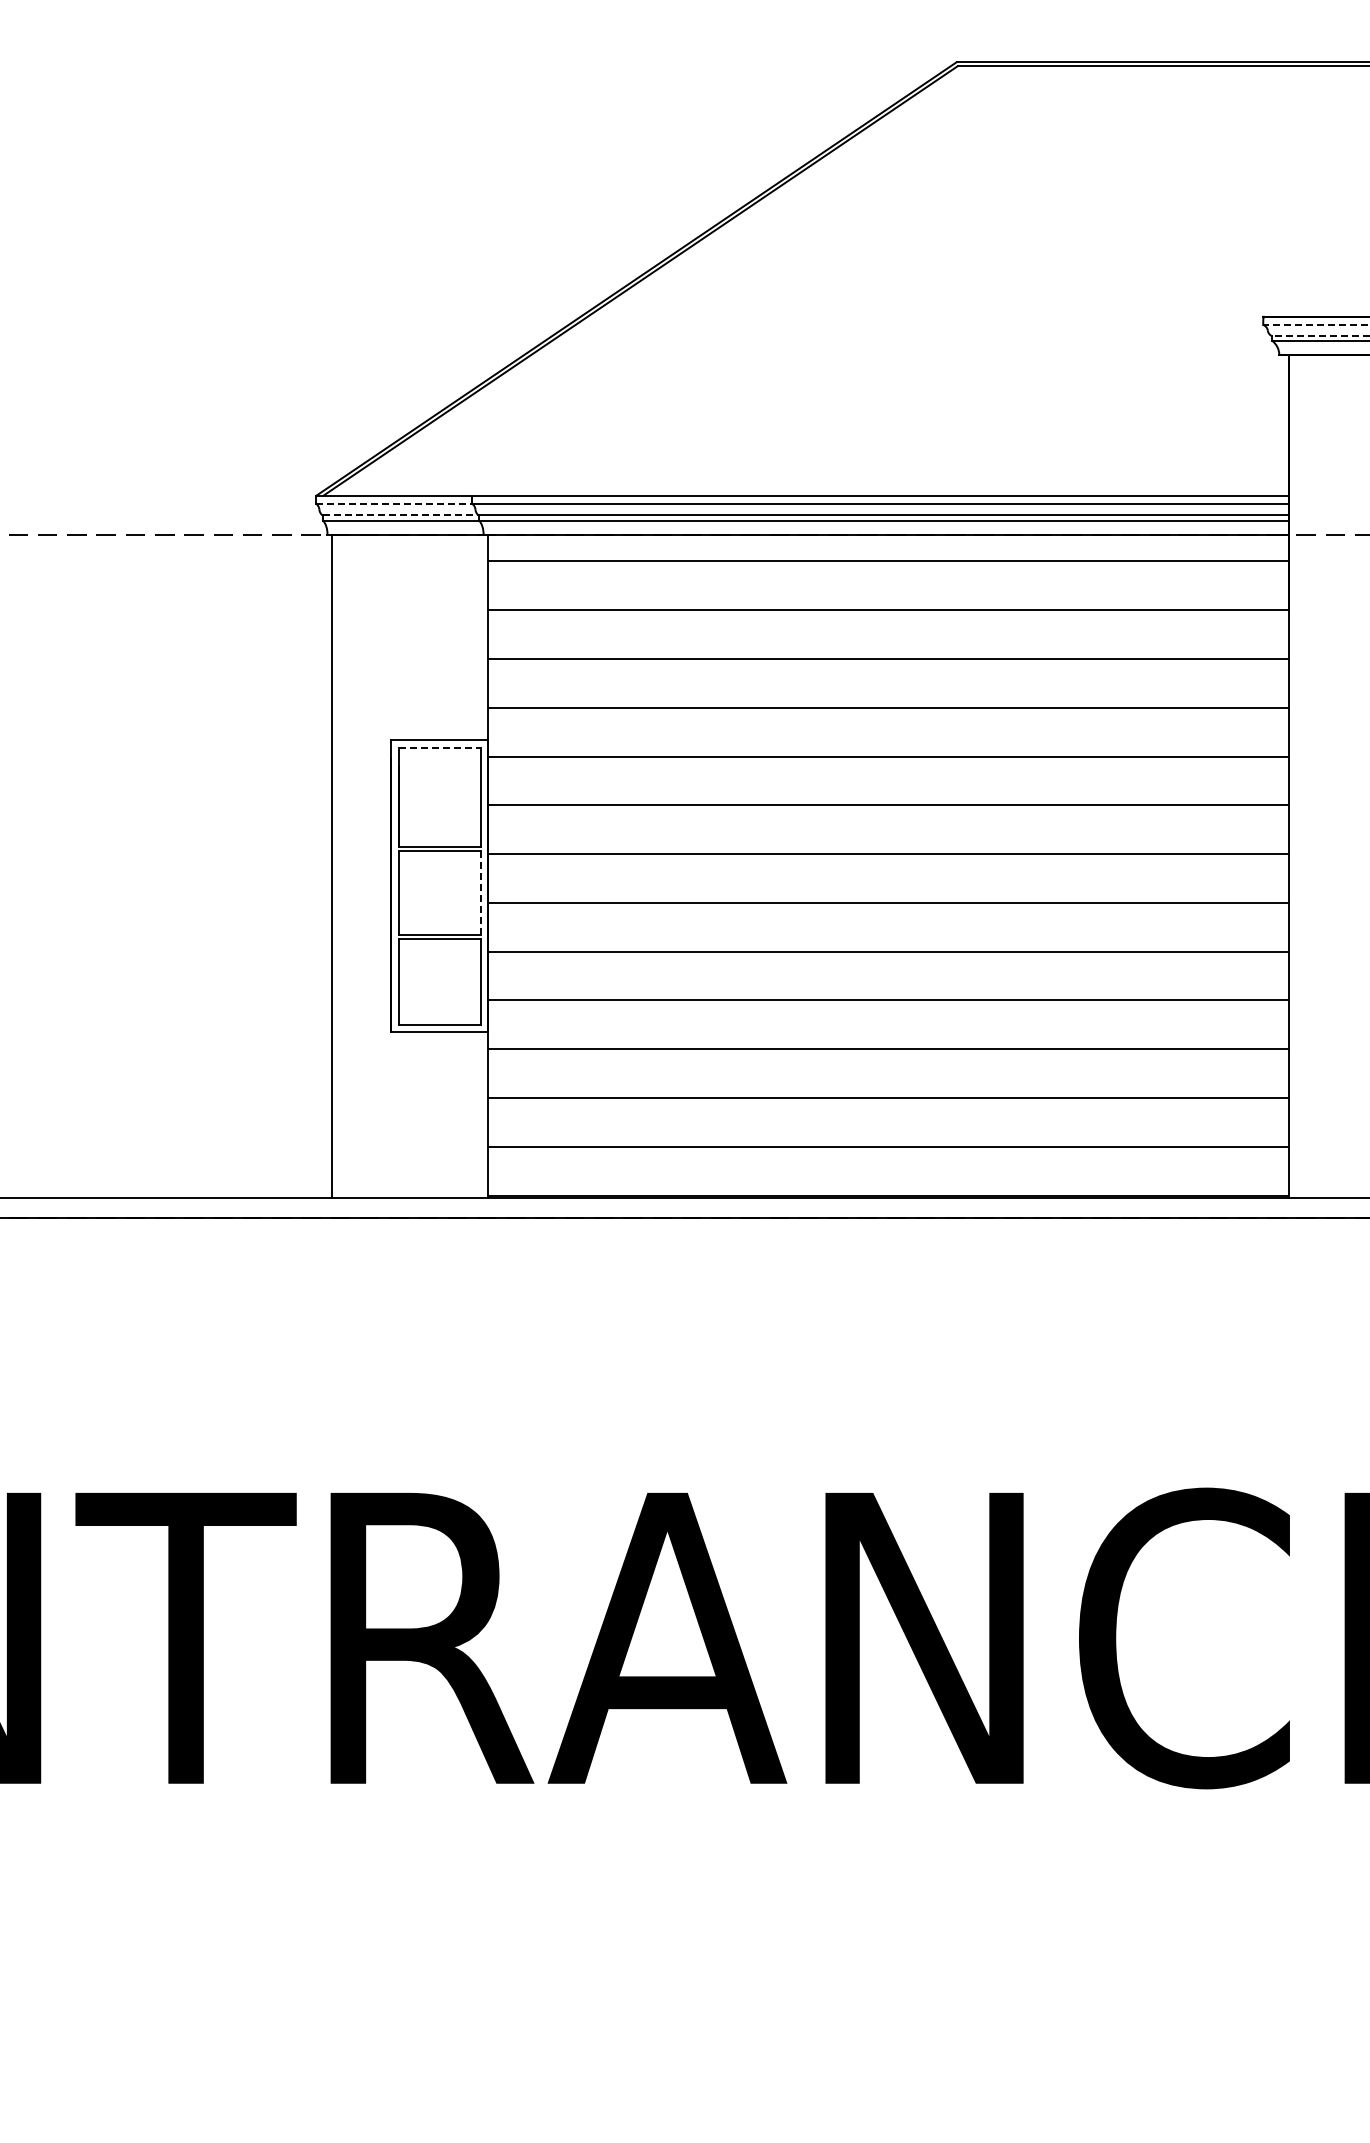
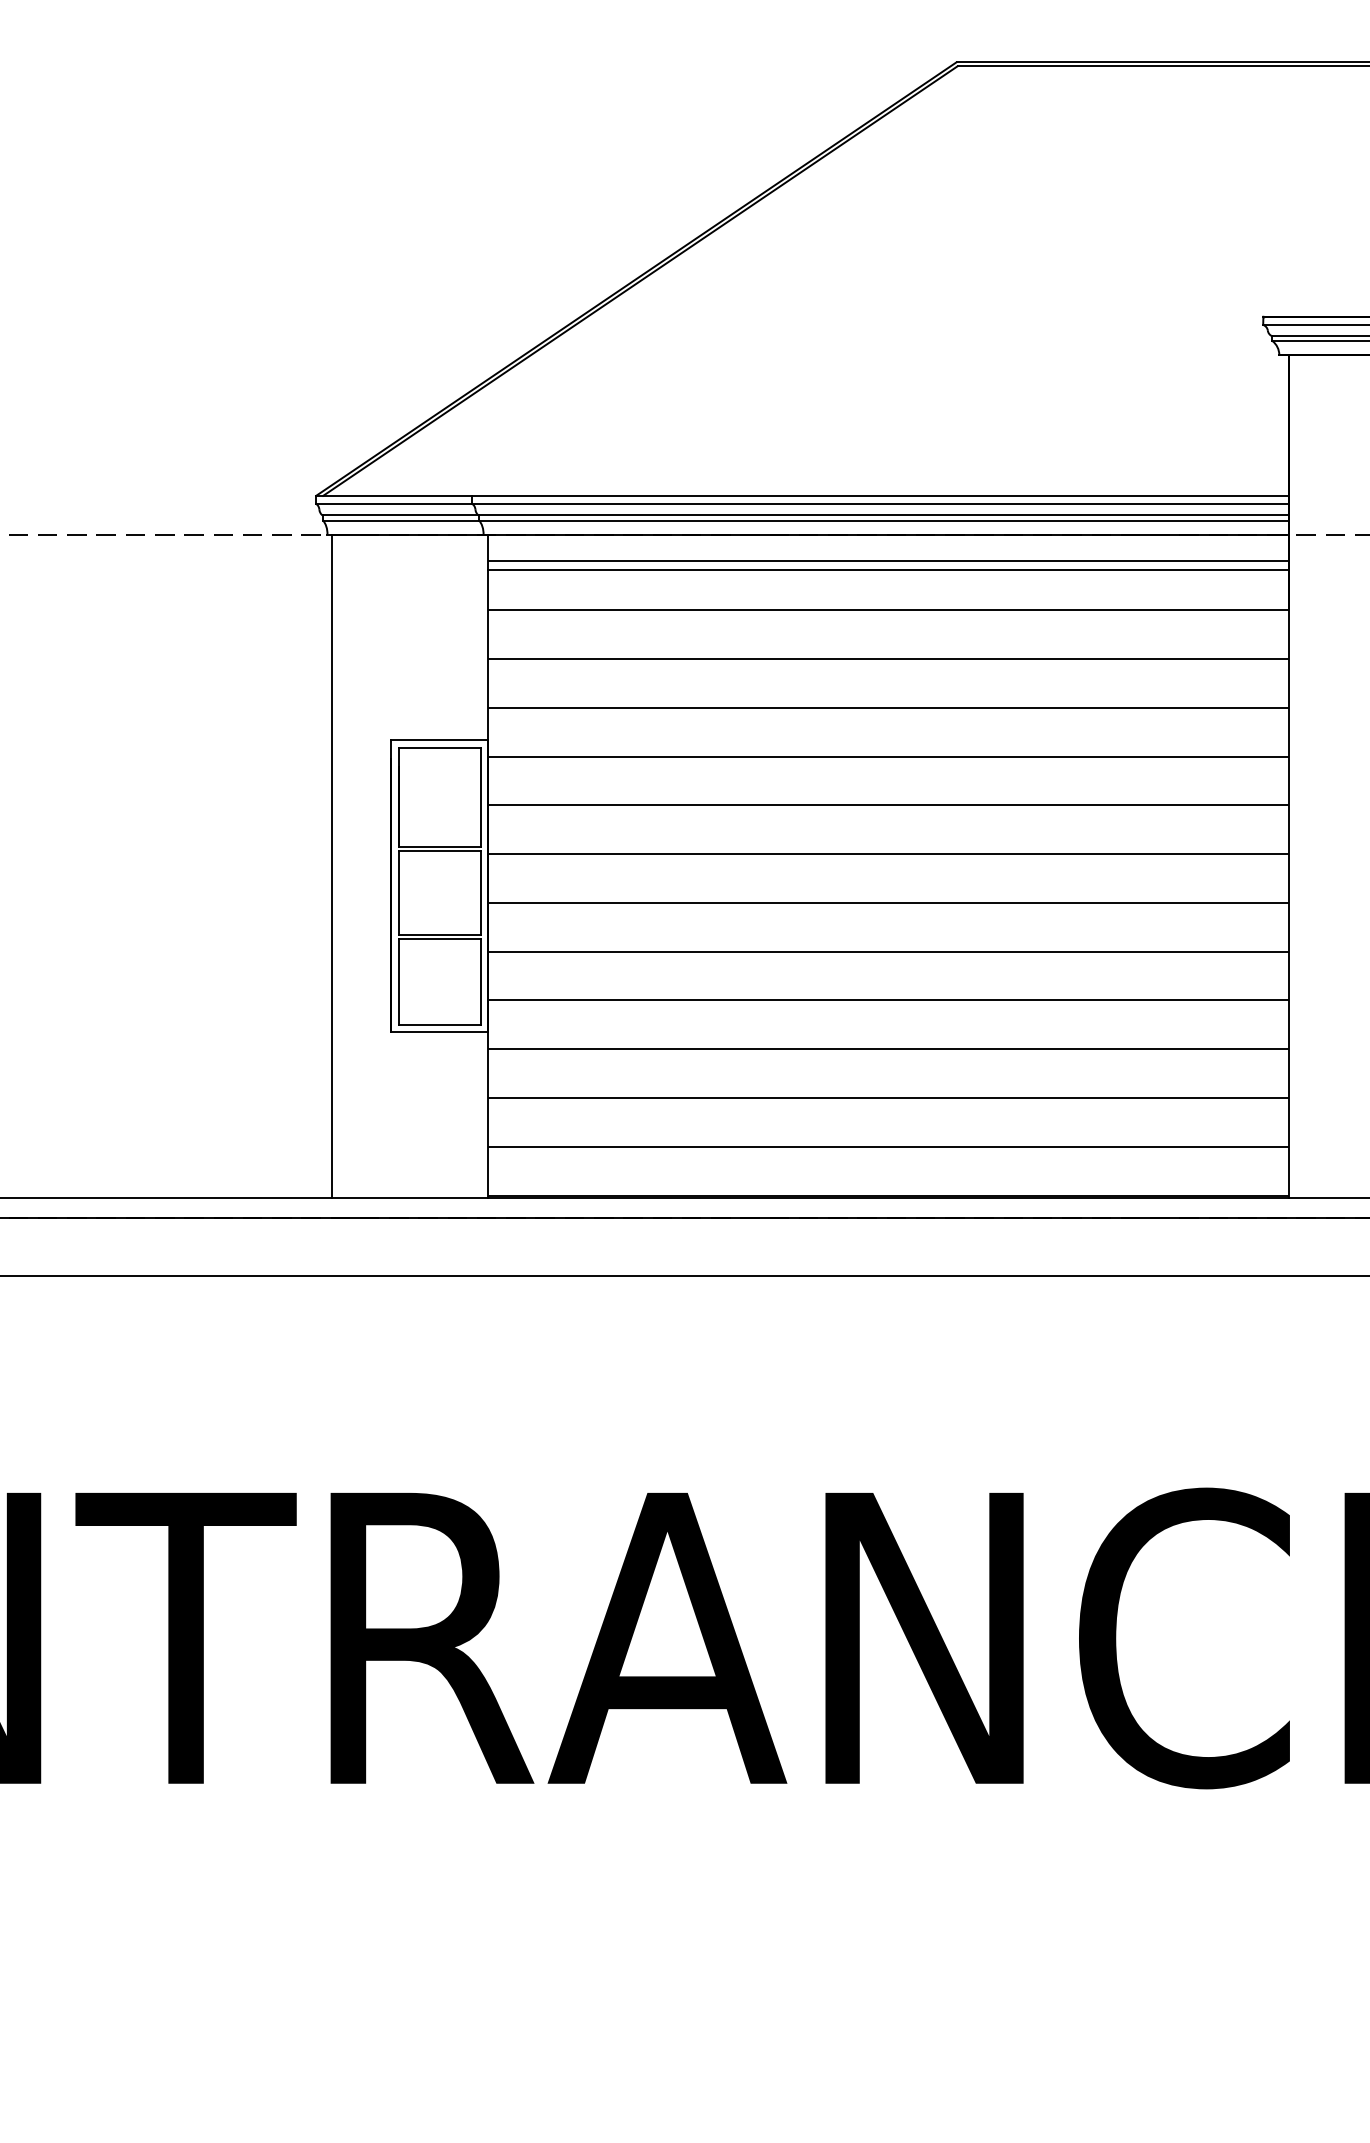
line: dashed -> solid (1316, 324)
line: dashed -> solid (1320, 336)
line: dashed -> solid (394, 504)
line: dashed -> solid (401, 515)
line: none -> present (888, 569)
line: dashed -> solid (439, 747)
line: dashed -> solid (480, 892)
line: none -> present (684, 1276)
